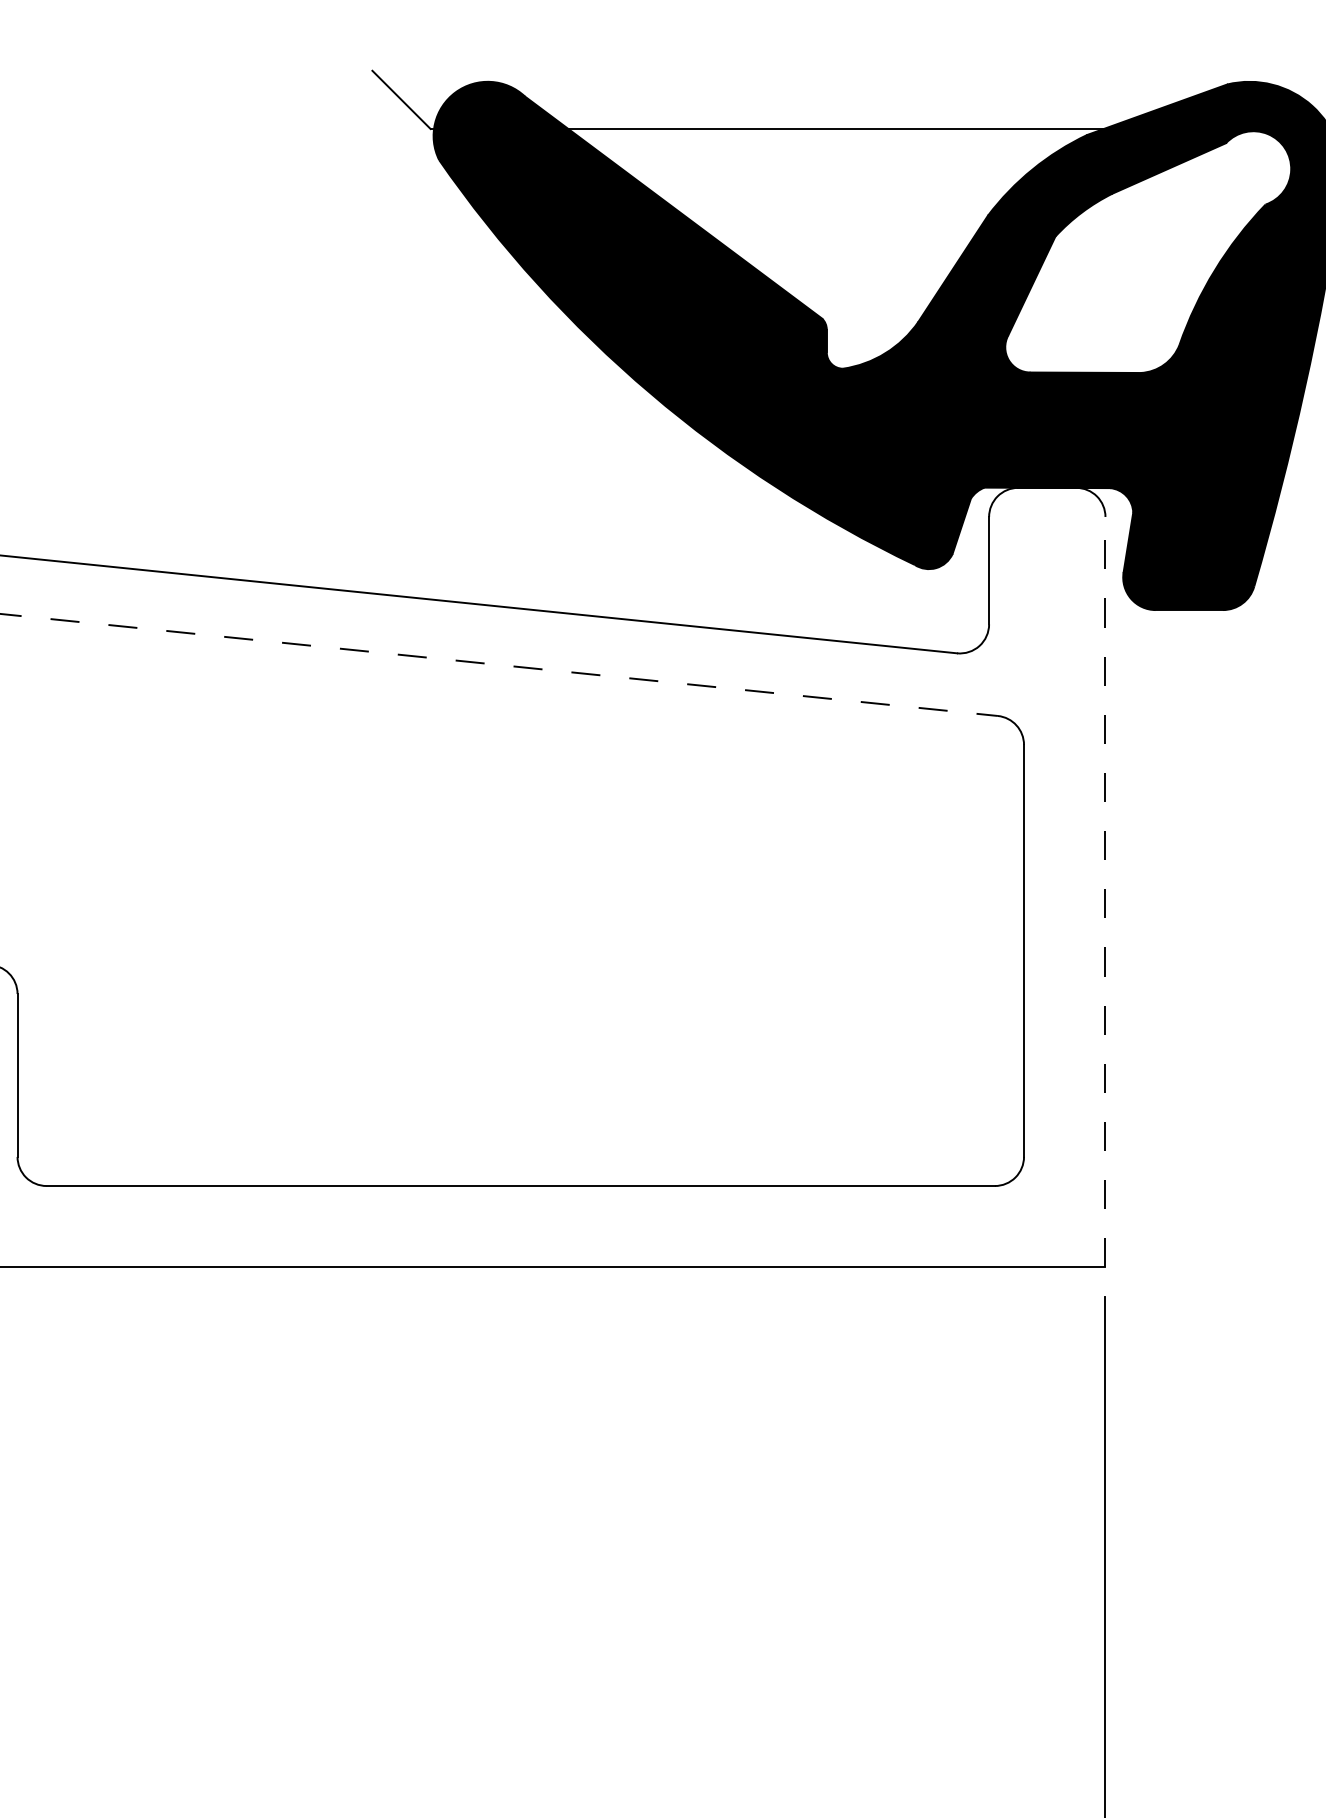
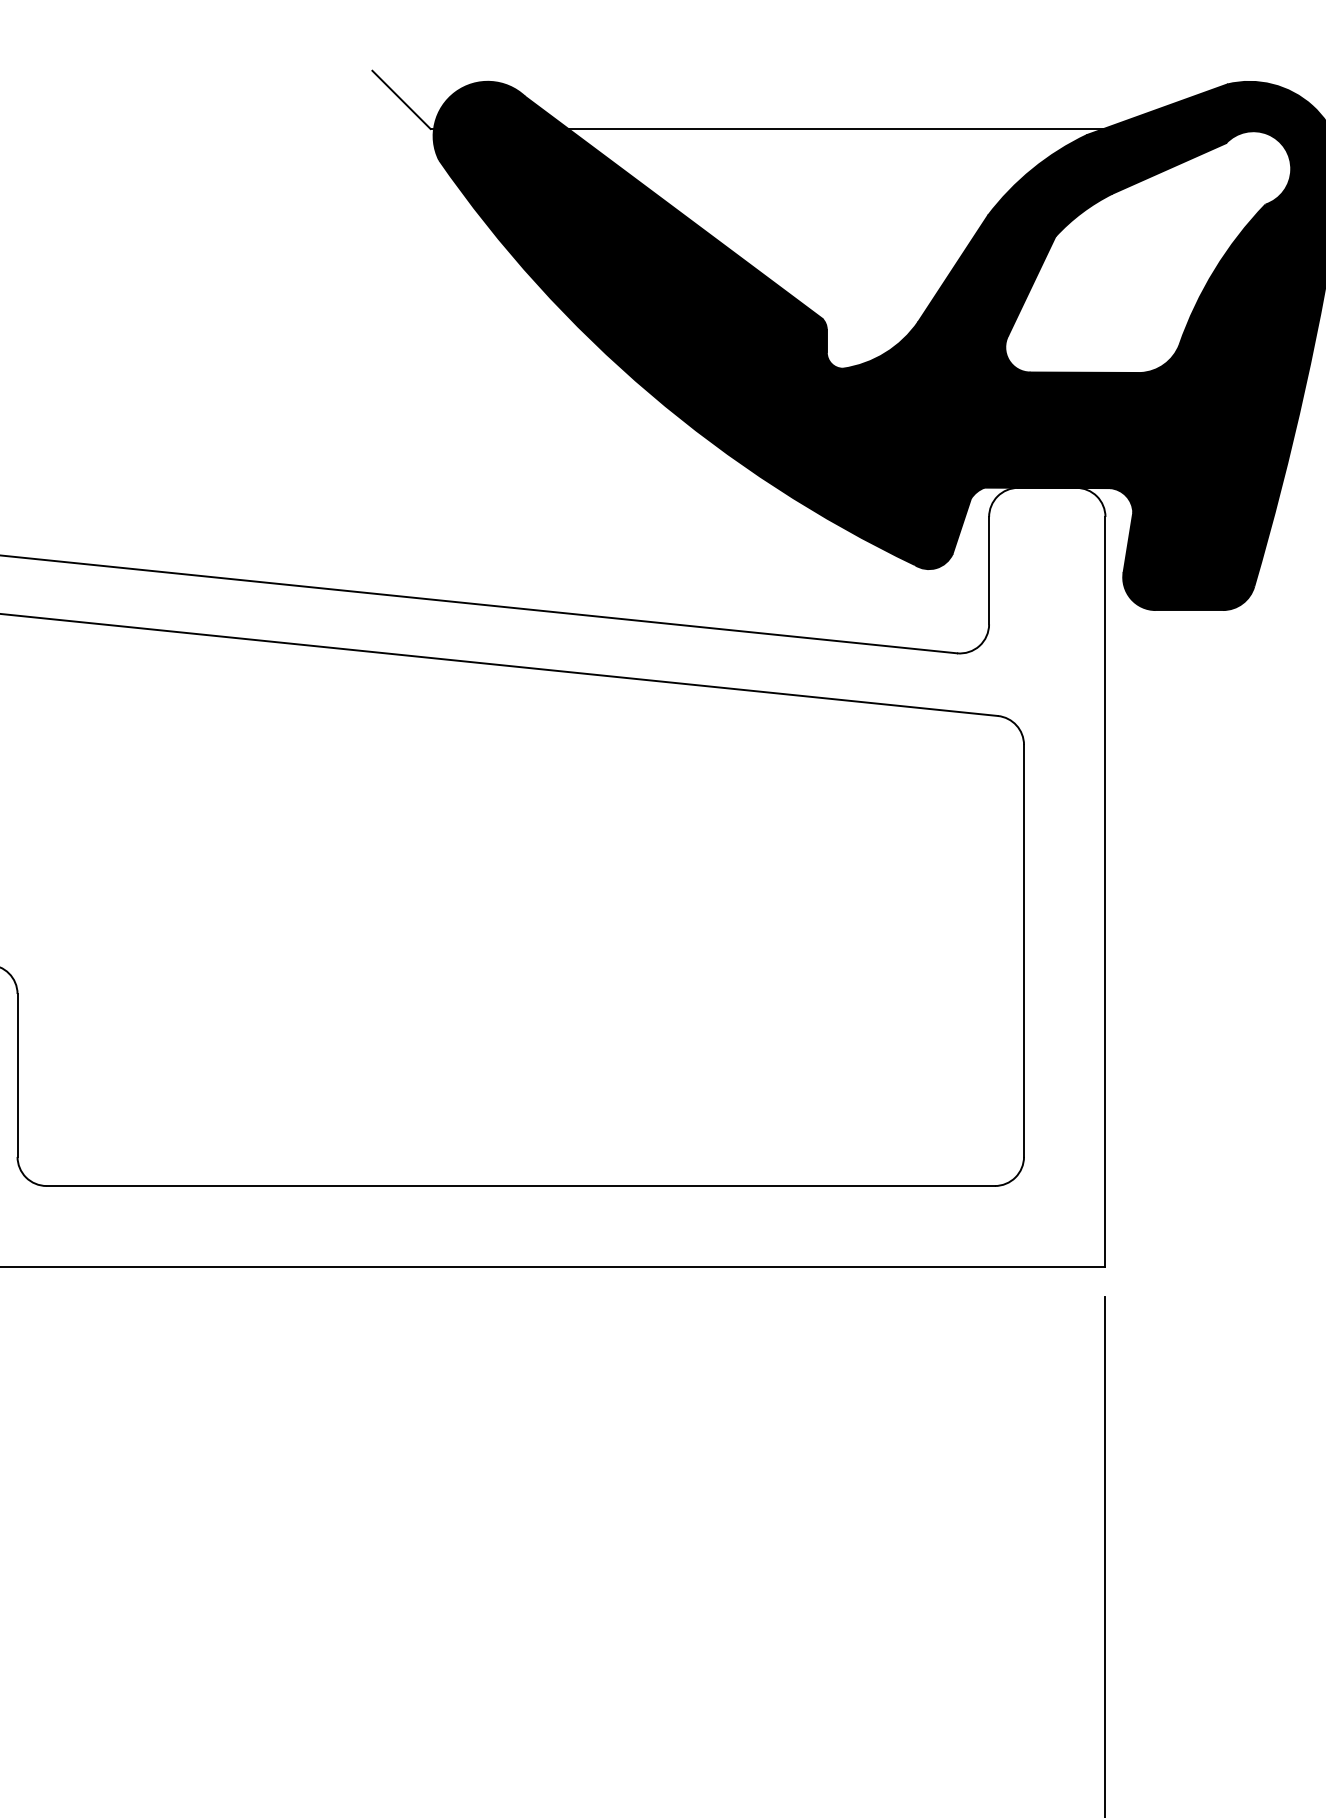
line: dashed -> solid (499, 665)
line: dashed -> solid (1105, 891)
